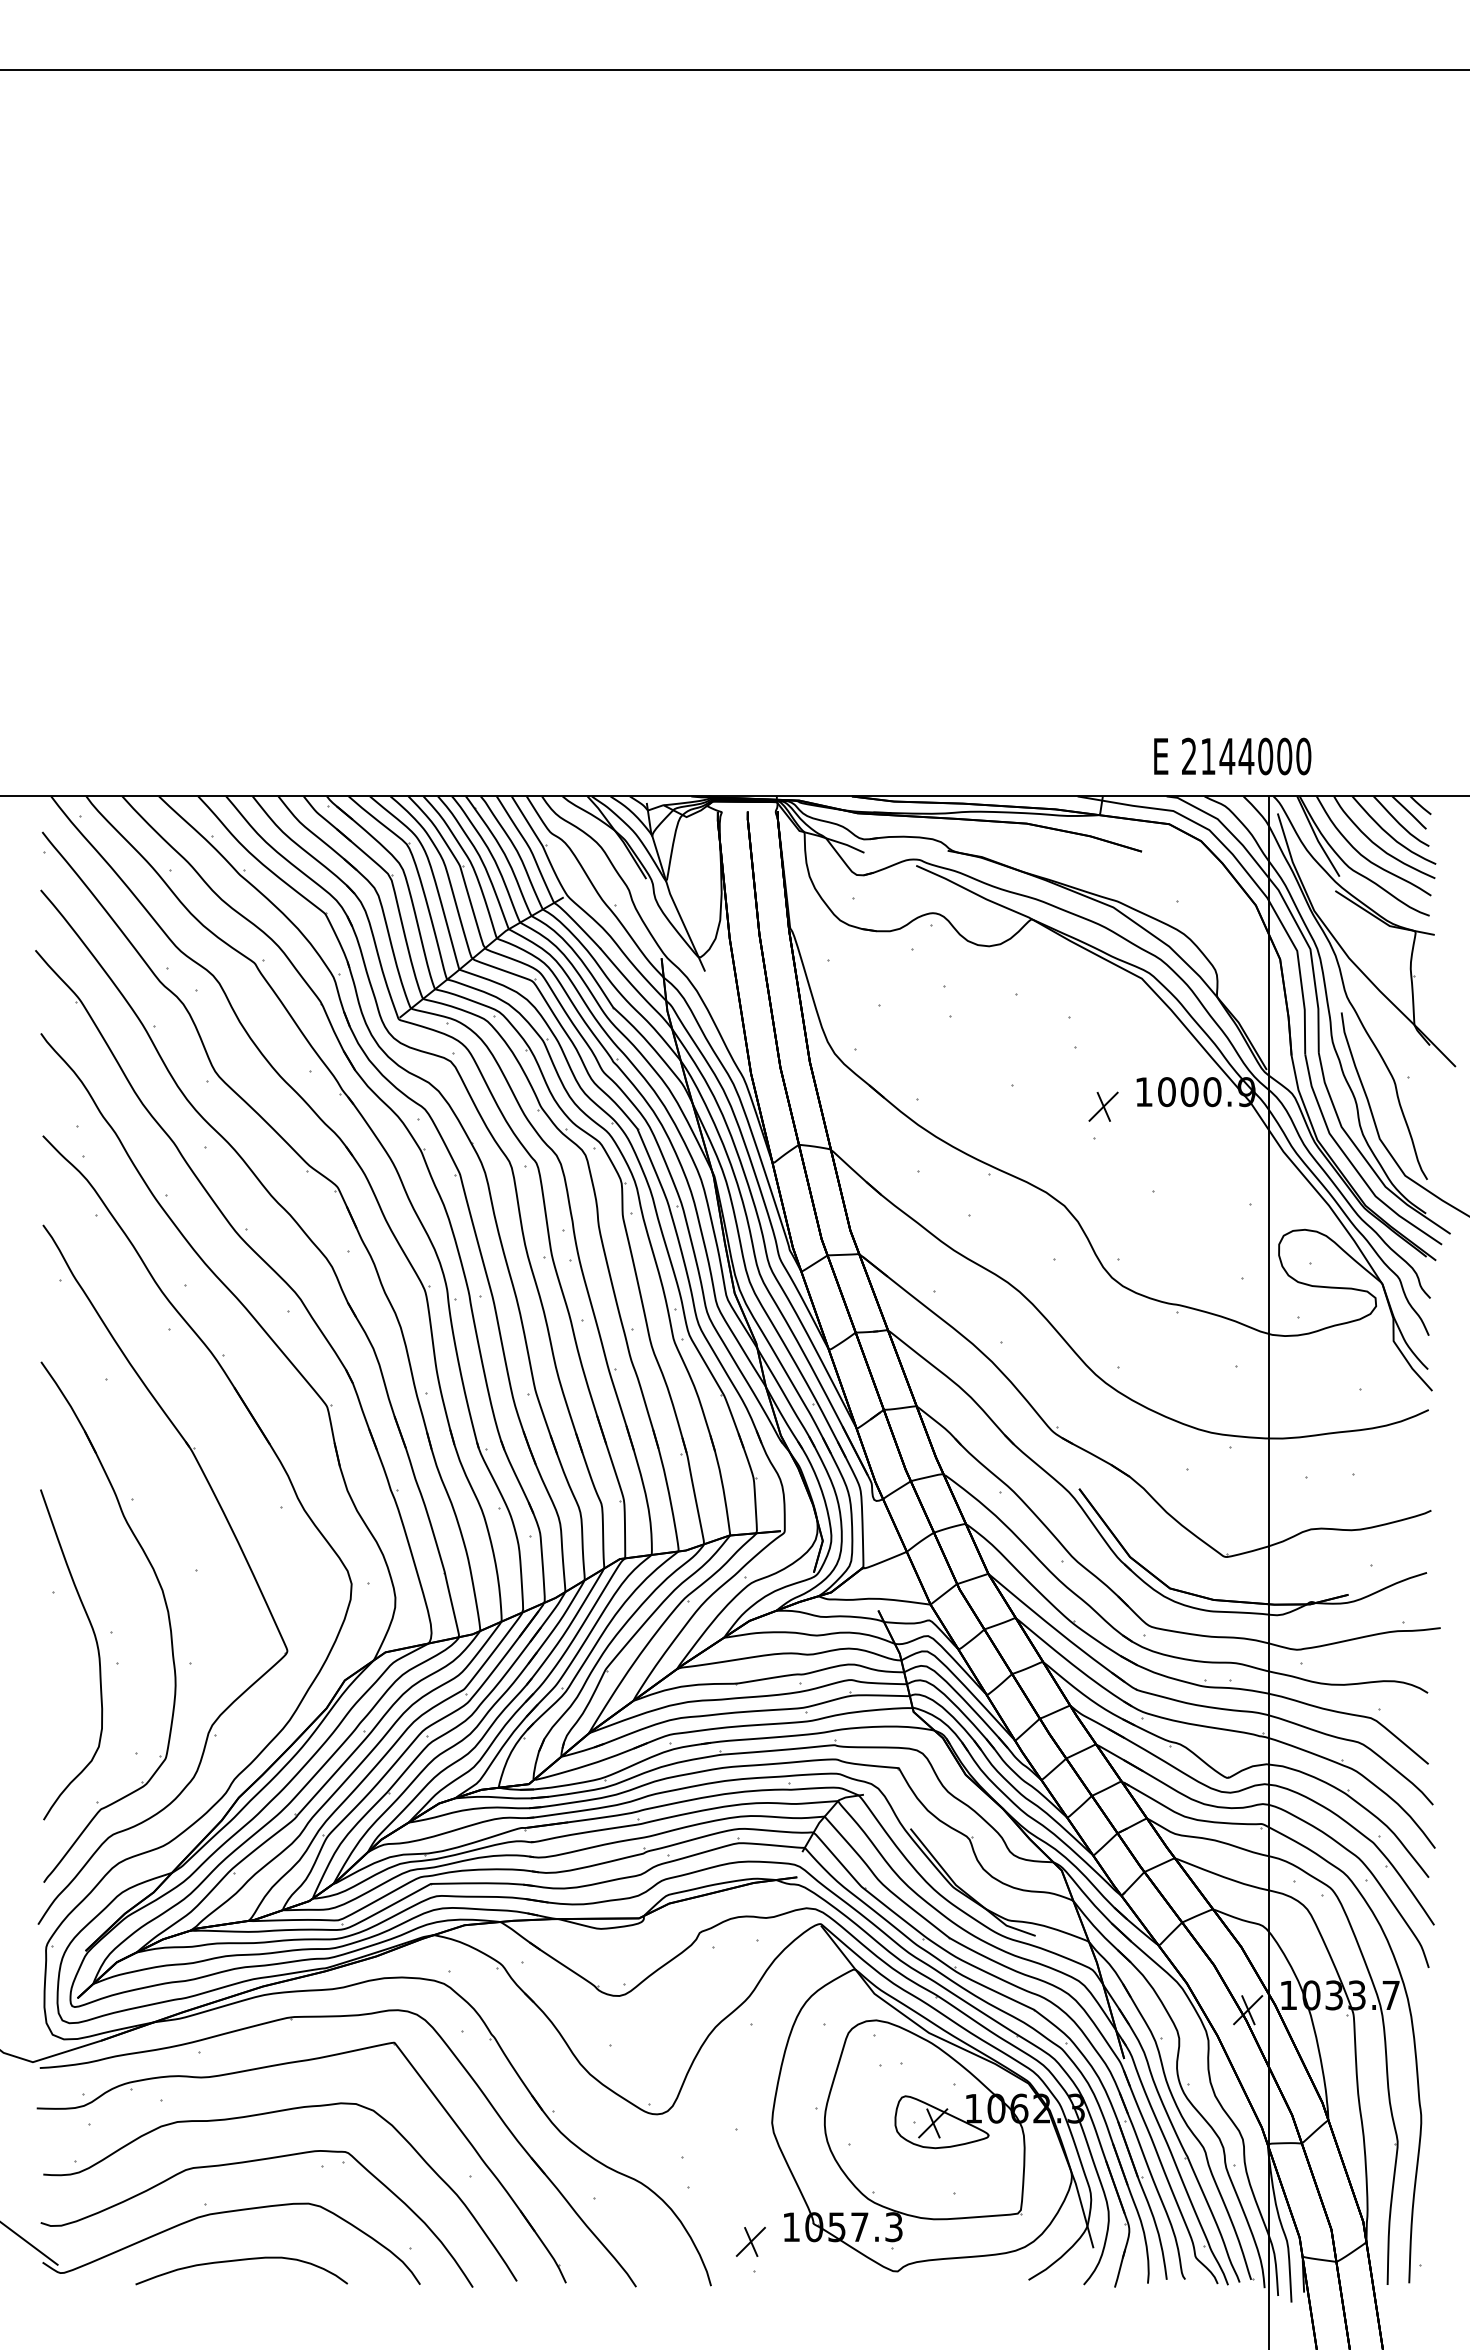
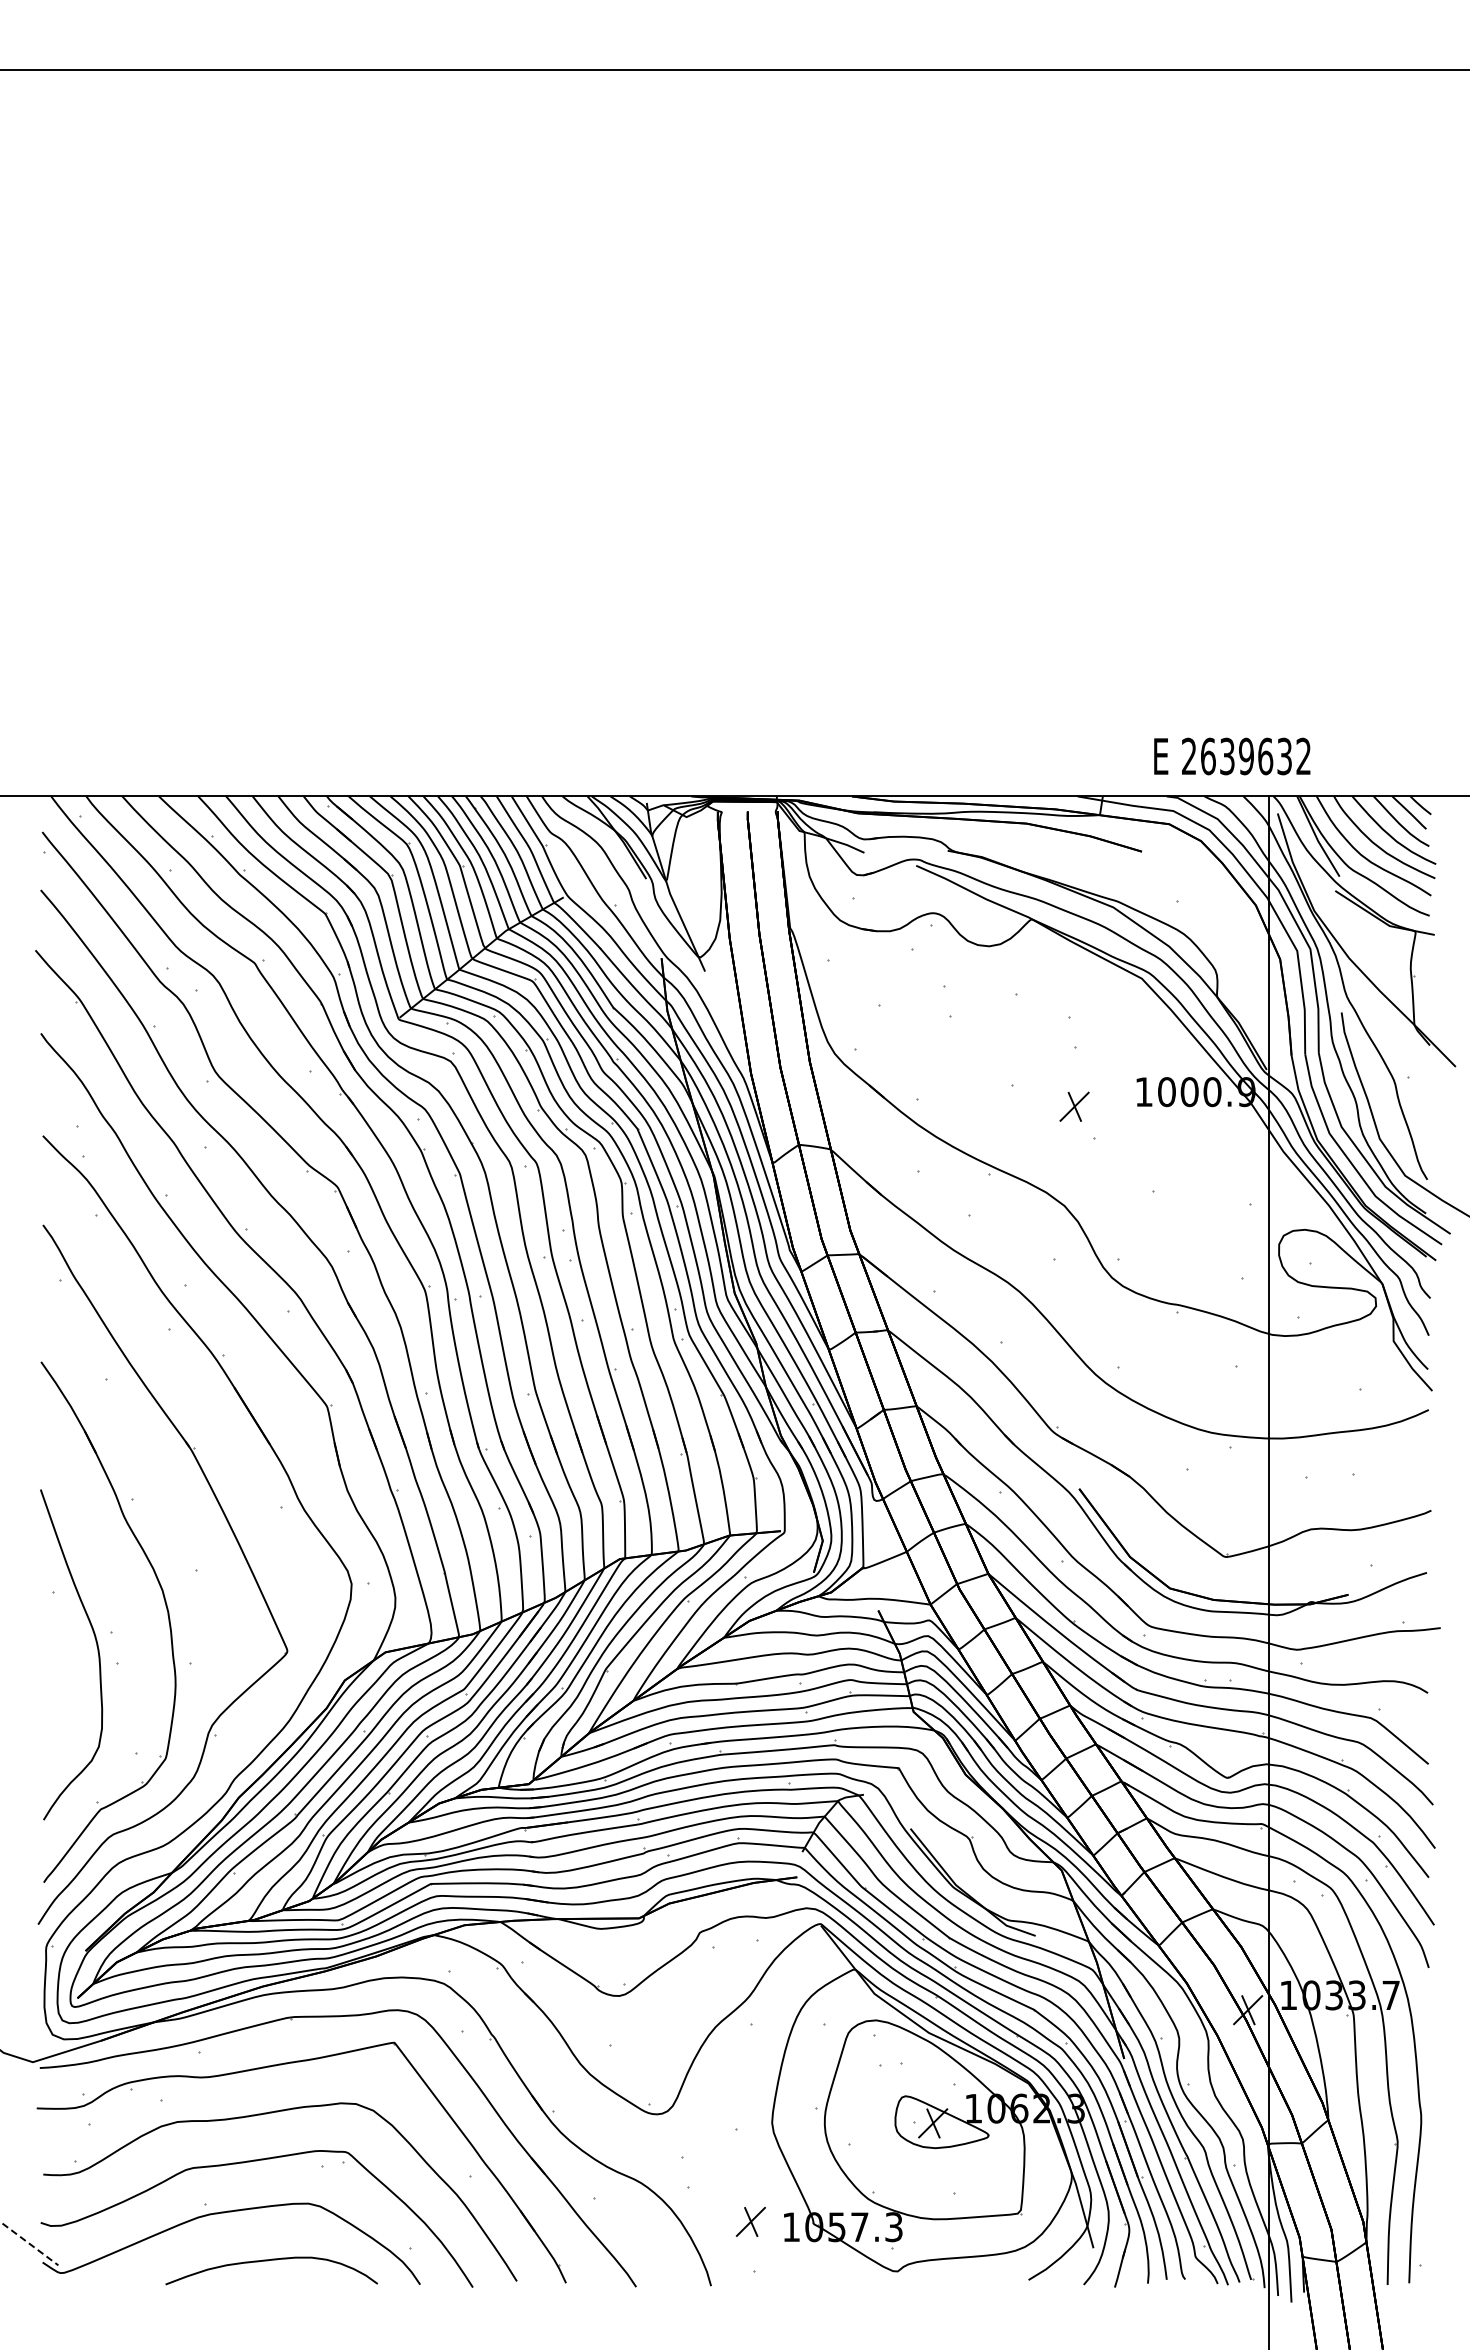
text: 2144000 -> 2639632 (1256, 756)
part position: (1103, 1106) -> (1074, 1106) (1074, 1106)
part position: (750, 2241) -> (750, 2221) (750, 2221)
line: solid -> dashed (29, 2243)
curve position: (238, 2261) -> (268, 2261) (268, 2261)
